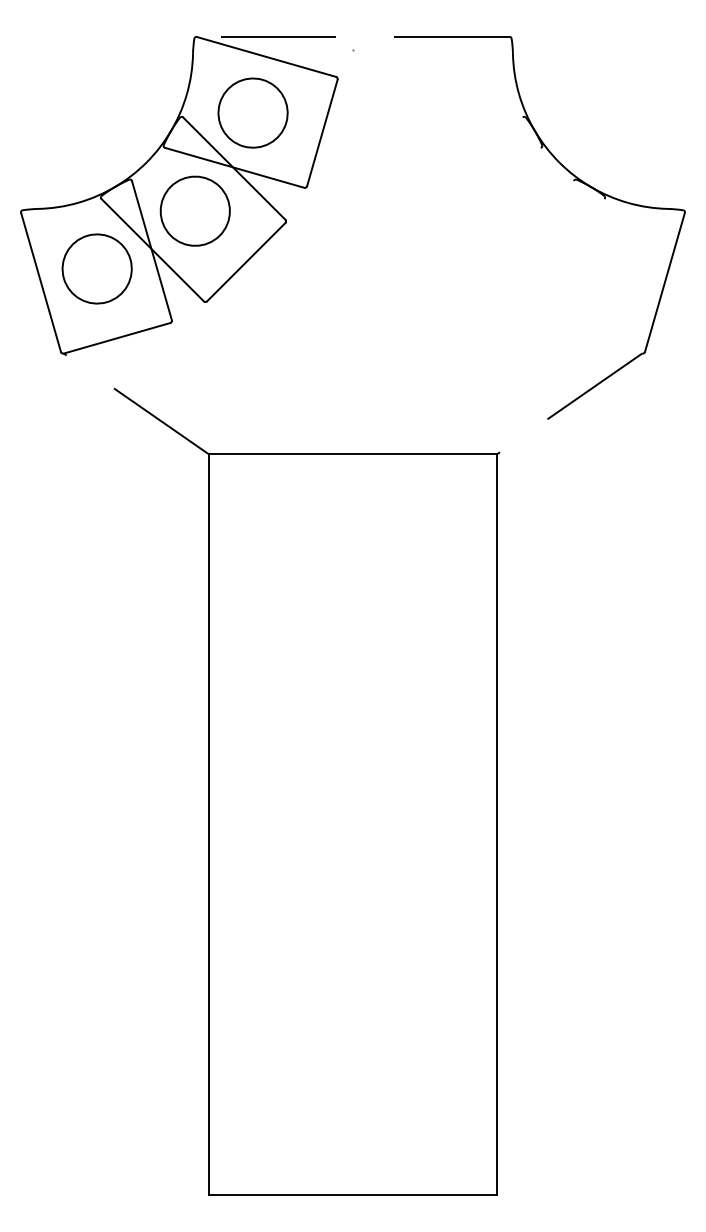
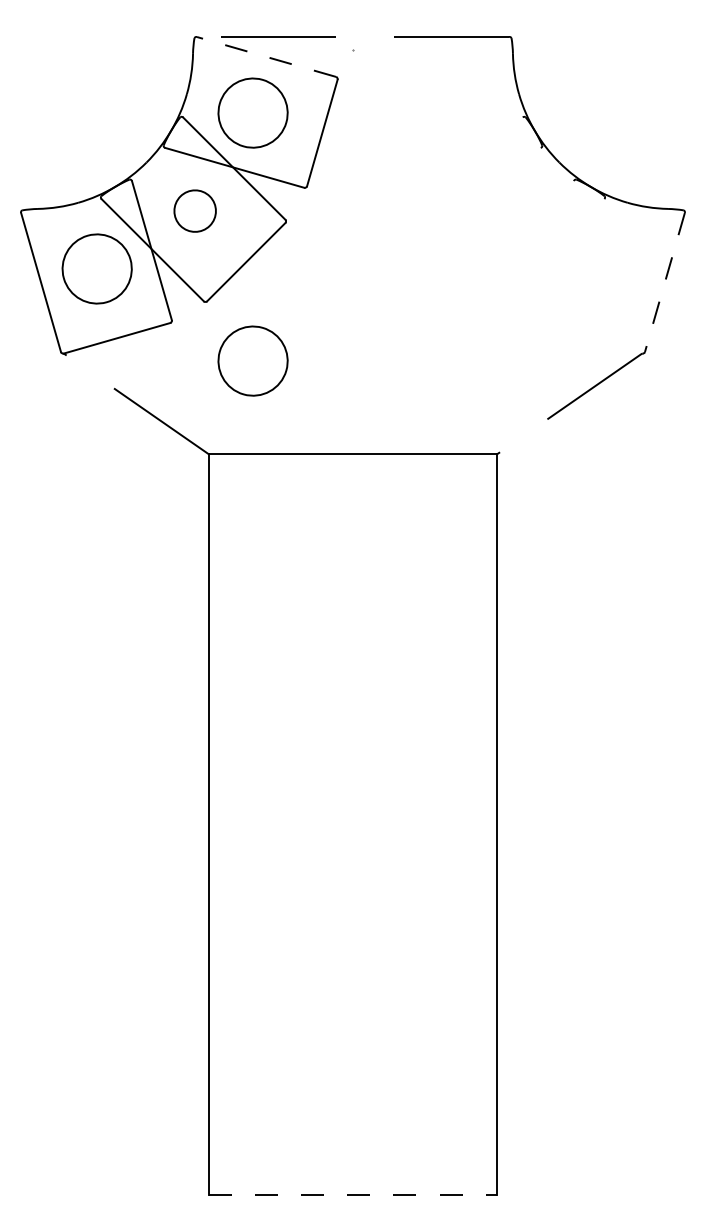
line: solid -> dashed (266, 56)
part size: 72x72 px -> 44x44 px (194, 210)
line: solid -> dashed (664, 282)
part: none -> present (252, 360)
line: solid -> dashed (353, 1195)
